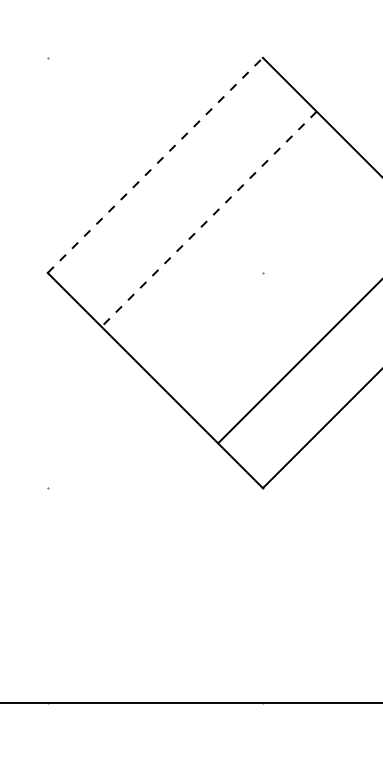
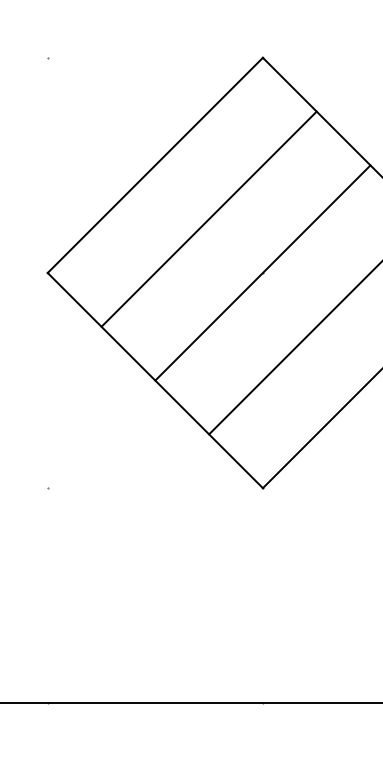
line: dashed -> solid (155, 165)
line: dashed -> solid (208, 219)
line: none -> present (262, 272)
line position: (298, 362) -> (294, 348) (294, 348)
